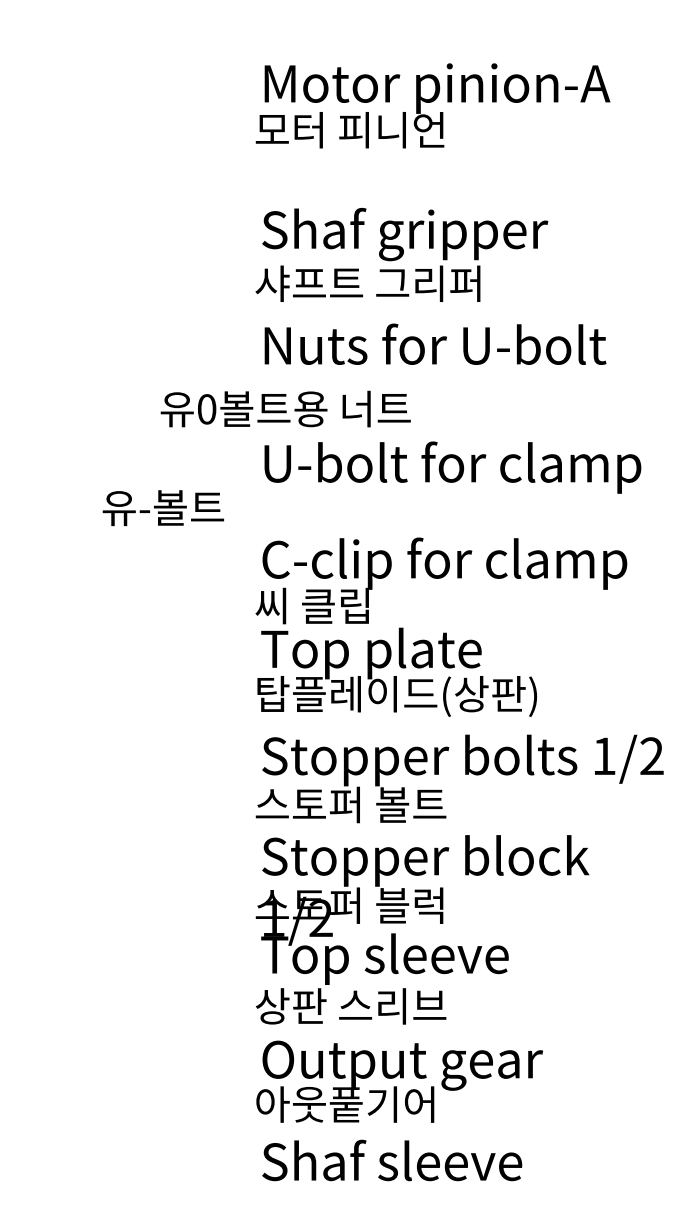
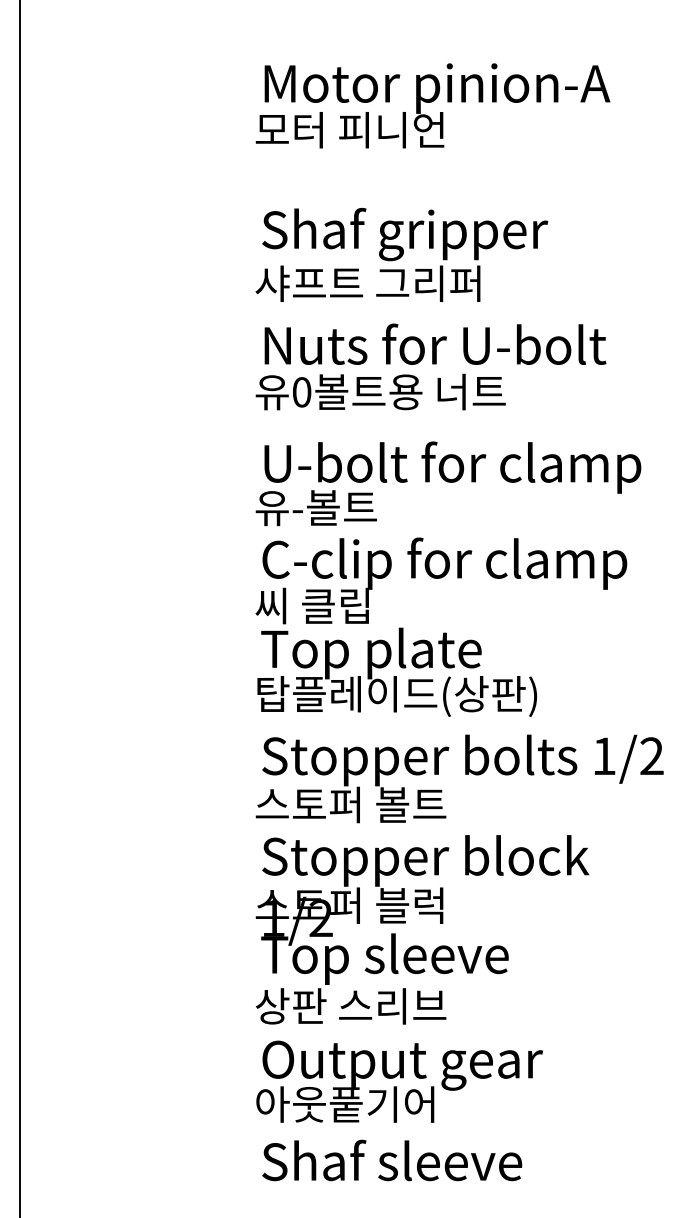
text position: (285, 408) -> (380, 391) (380, 391)
text position: (162, 508) -> (315, 508) (315, 508)
line: none -> present (20, 608)
